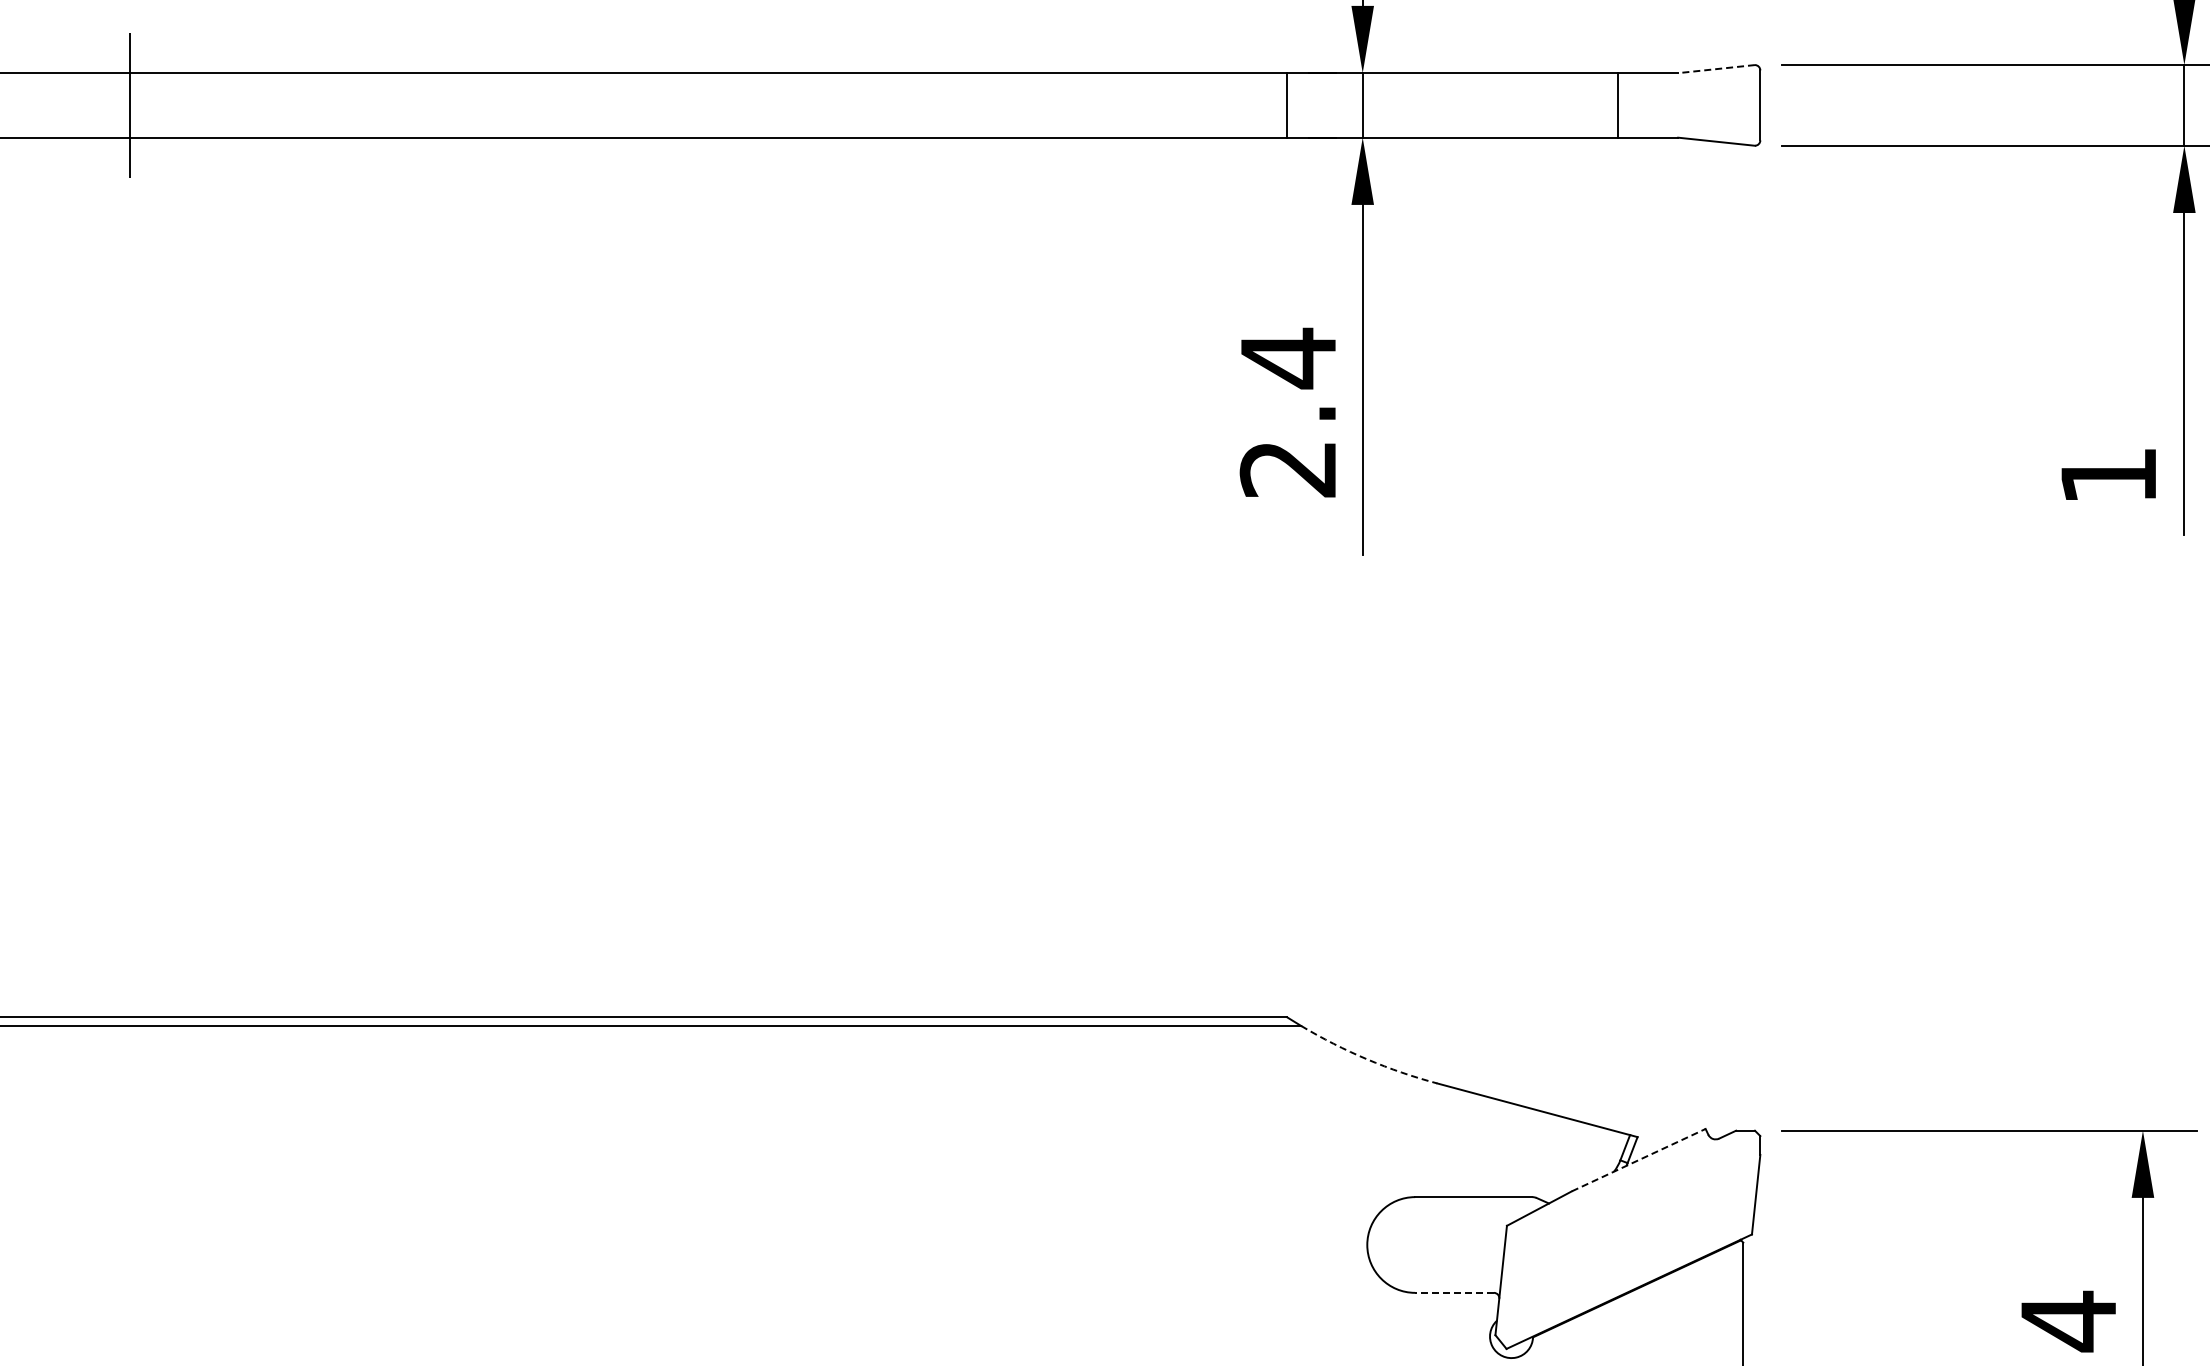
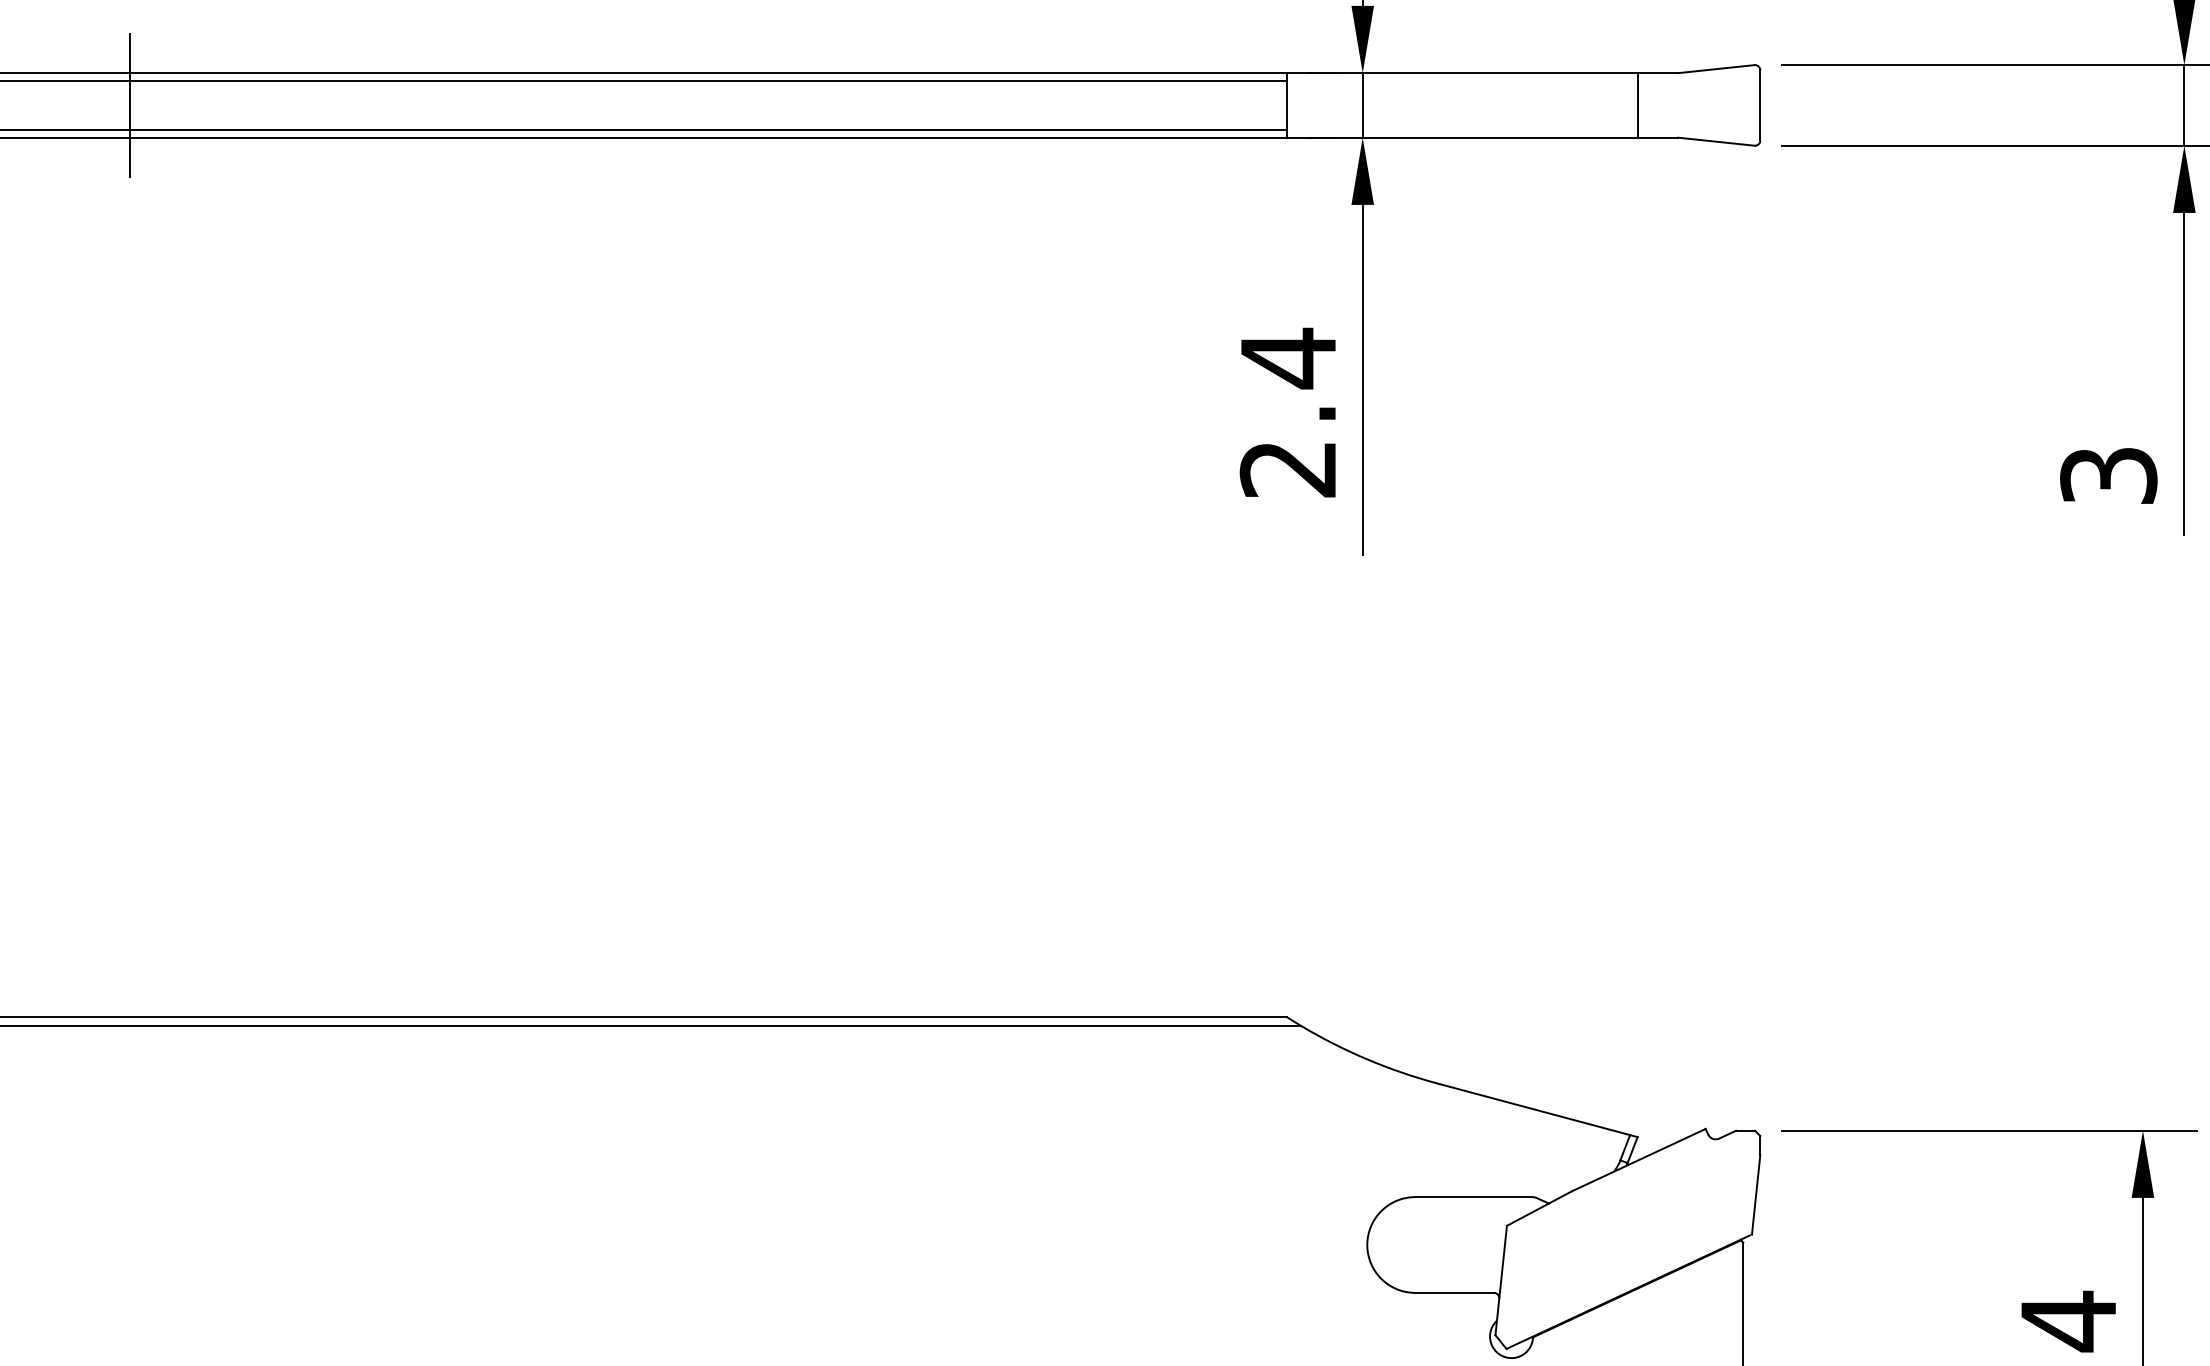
line: dashed -> solid (1716, 69)
line: none -> present (644, 81)
line position: (1617, 105) -> (1637, 105) (1637, 105)
line: none -> present (644, 129)
text: 1 -> 3 (2108, 475)
arc: dashed -> solid (1367, 1059)
line: dashed -> solid (1638, 1160)
line: dashed -> solid (1454, 1292)
